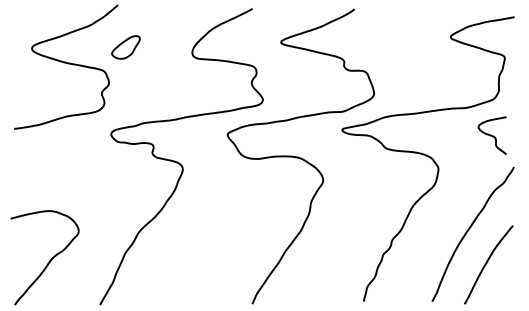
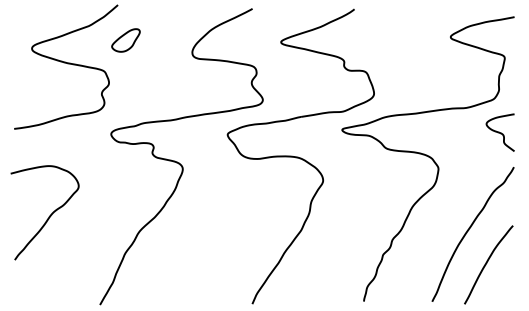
part position: (125, 47) -> (125, 40) (125, 40)
curve position: (491, 135) -> (499, 132) (499, 132)
curve position: (48, 261) -> (48, 216) (48, 216)
